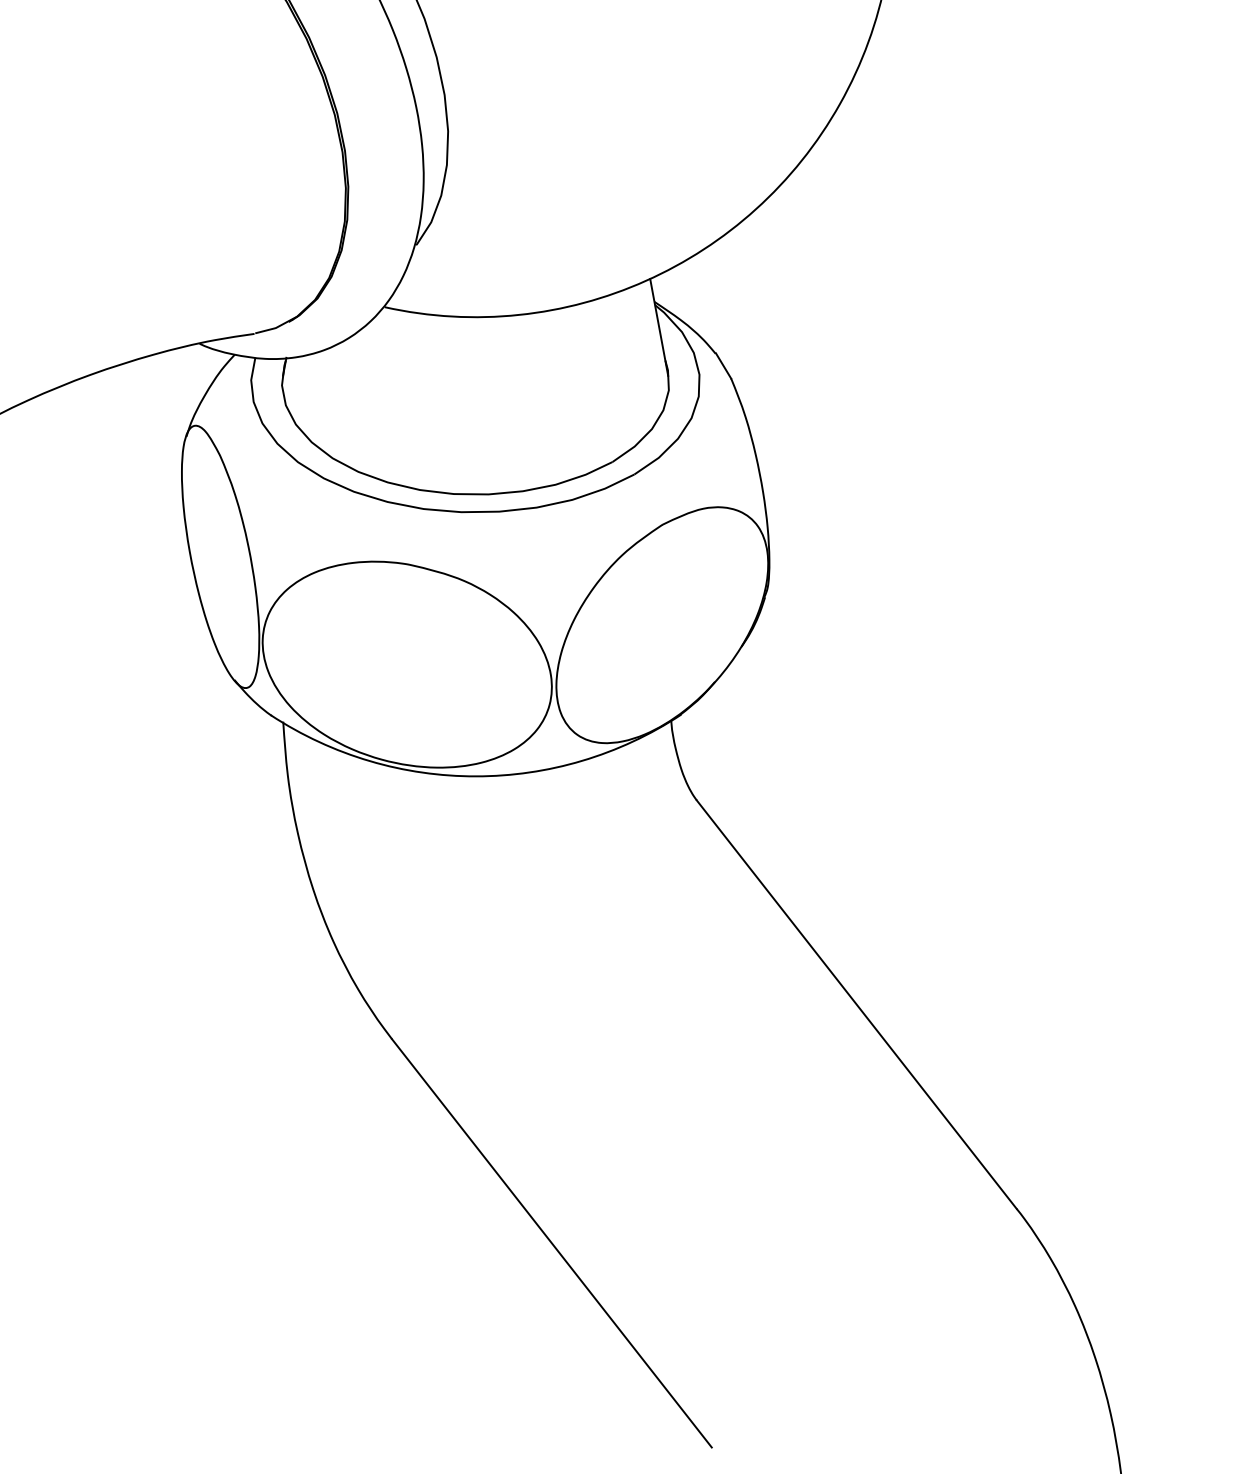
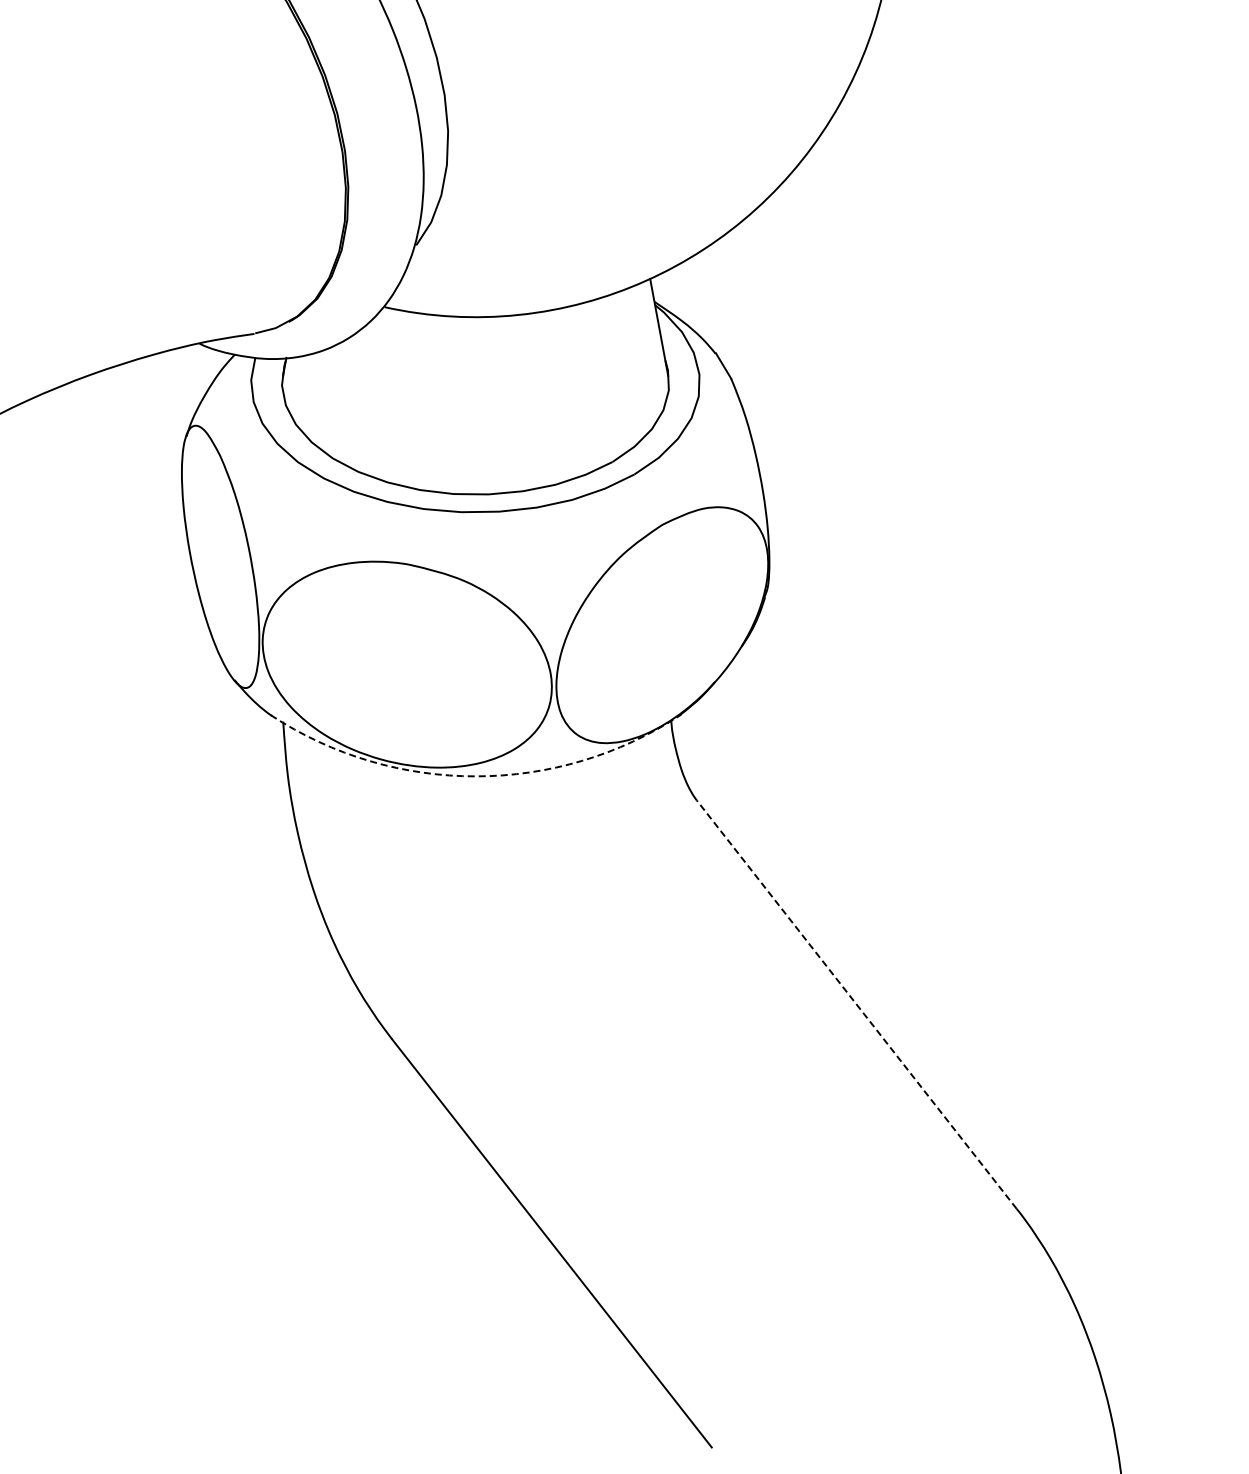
arc: solid -> dashed (476, 776)
line: solid -> dashed (856, 1004)
